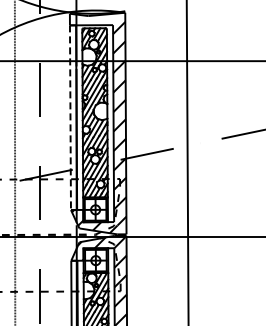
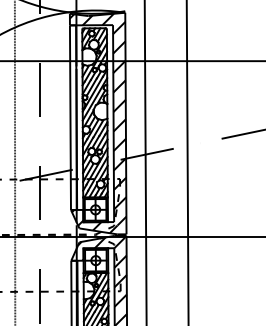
hatch: none -> present (91, 19)
line: dashed -> solid (70, 118)
line: none -> present (145, 162)
